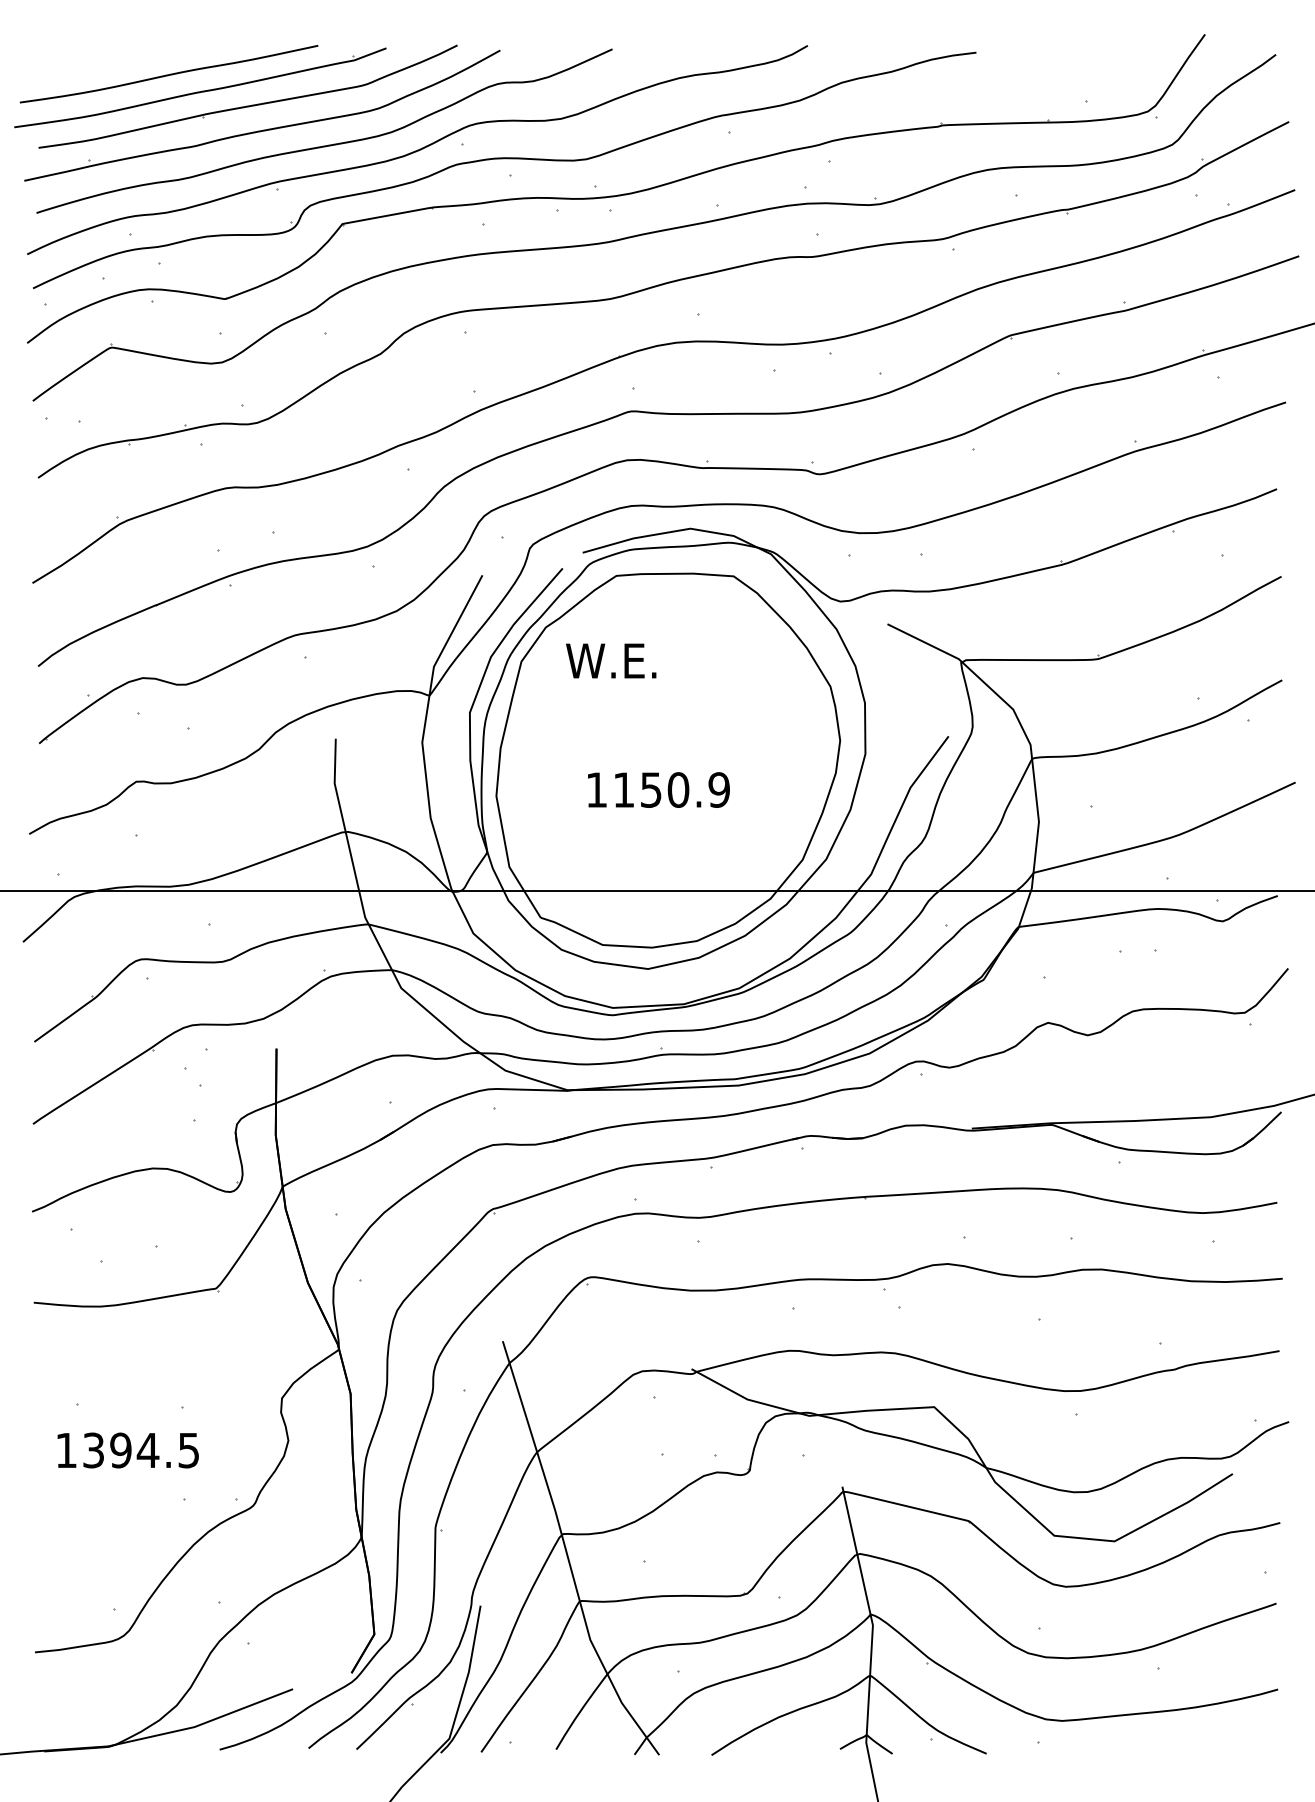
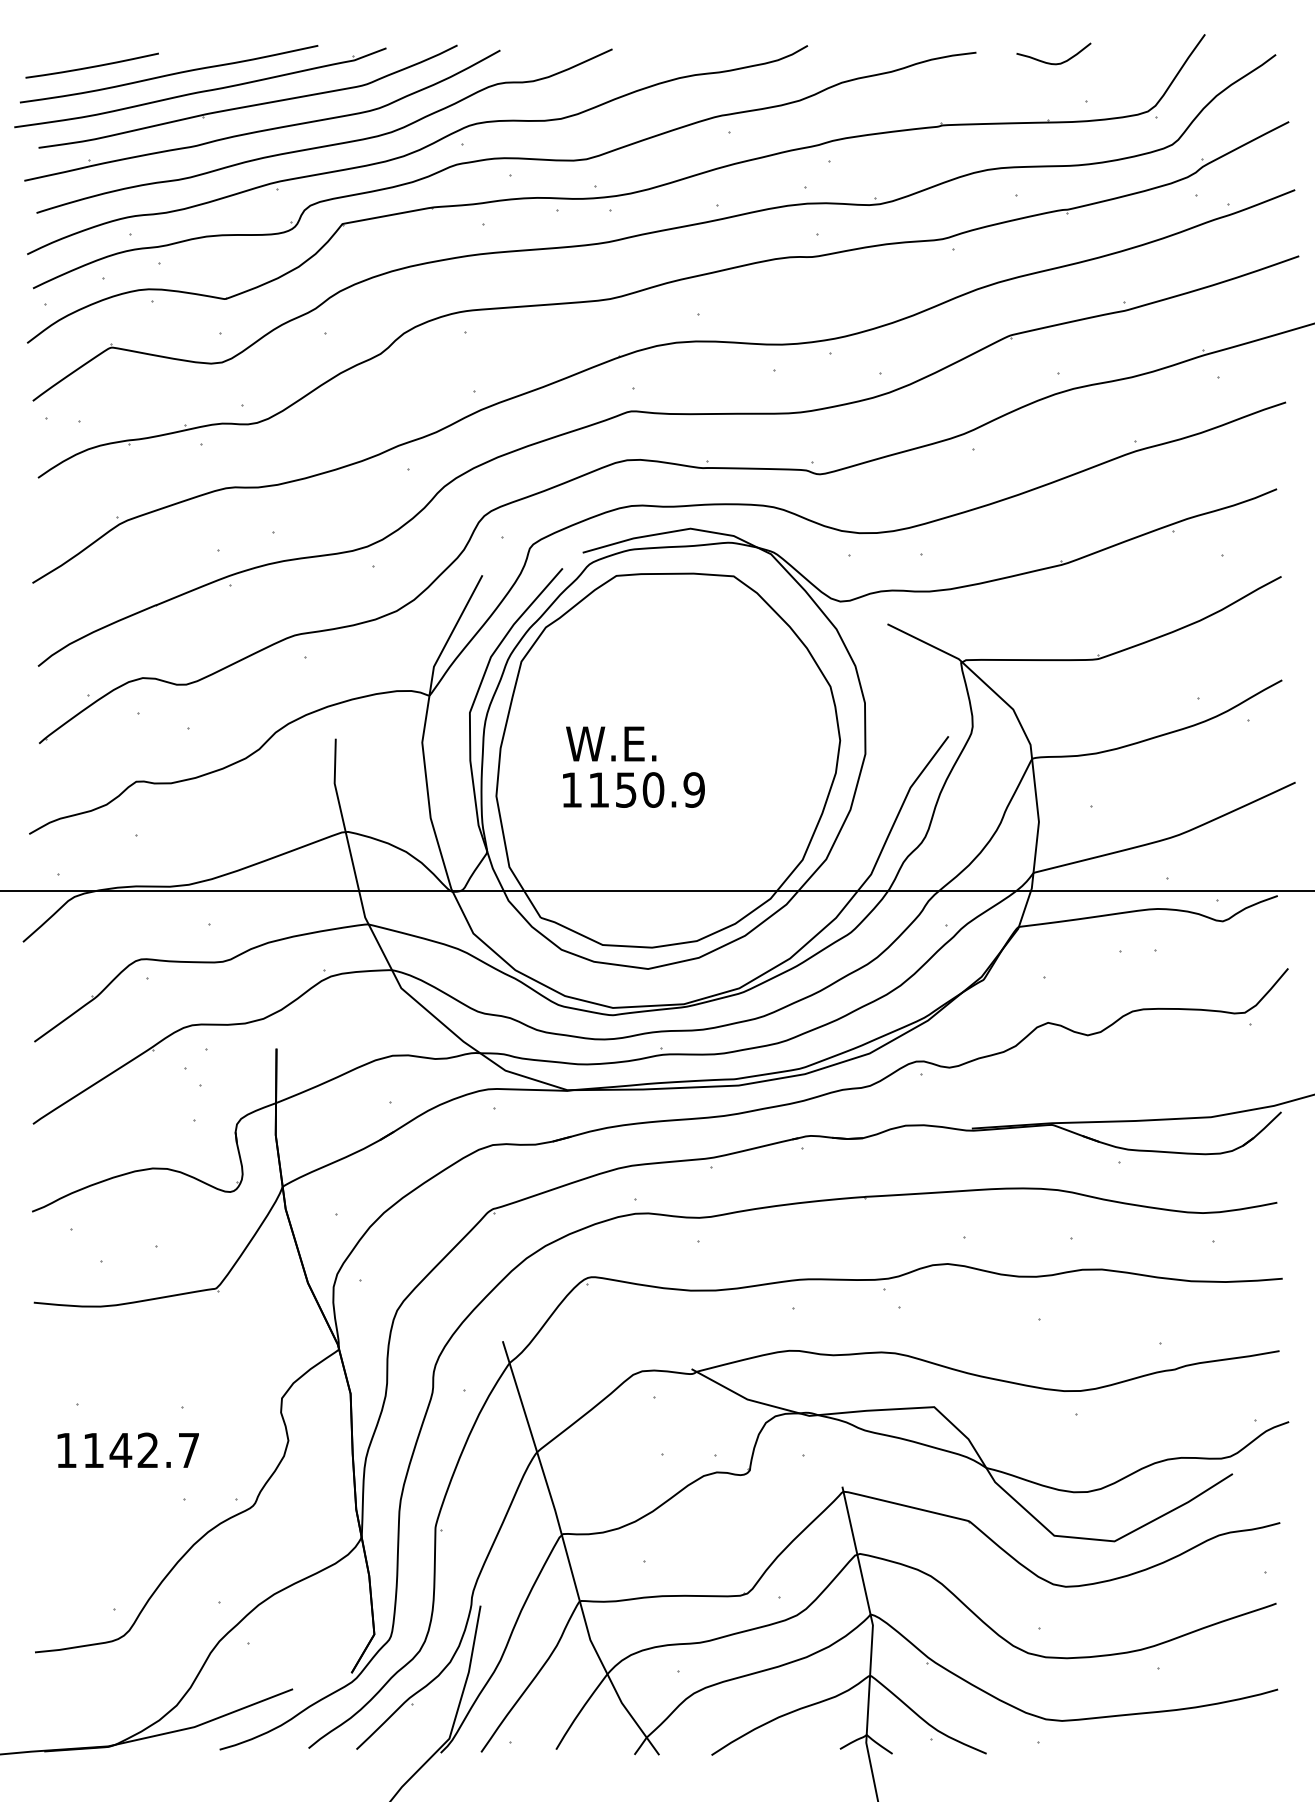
curve: none -> present (1050, 62)
curve: none -> present (91, 66)
text position: (611, 660) -> (611, 743) (611, 743)
text position: (658, 789) -> (633, 789) (633, 789)
text: 1394.5 -> 1142.7 (140, 1450)
